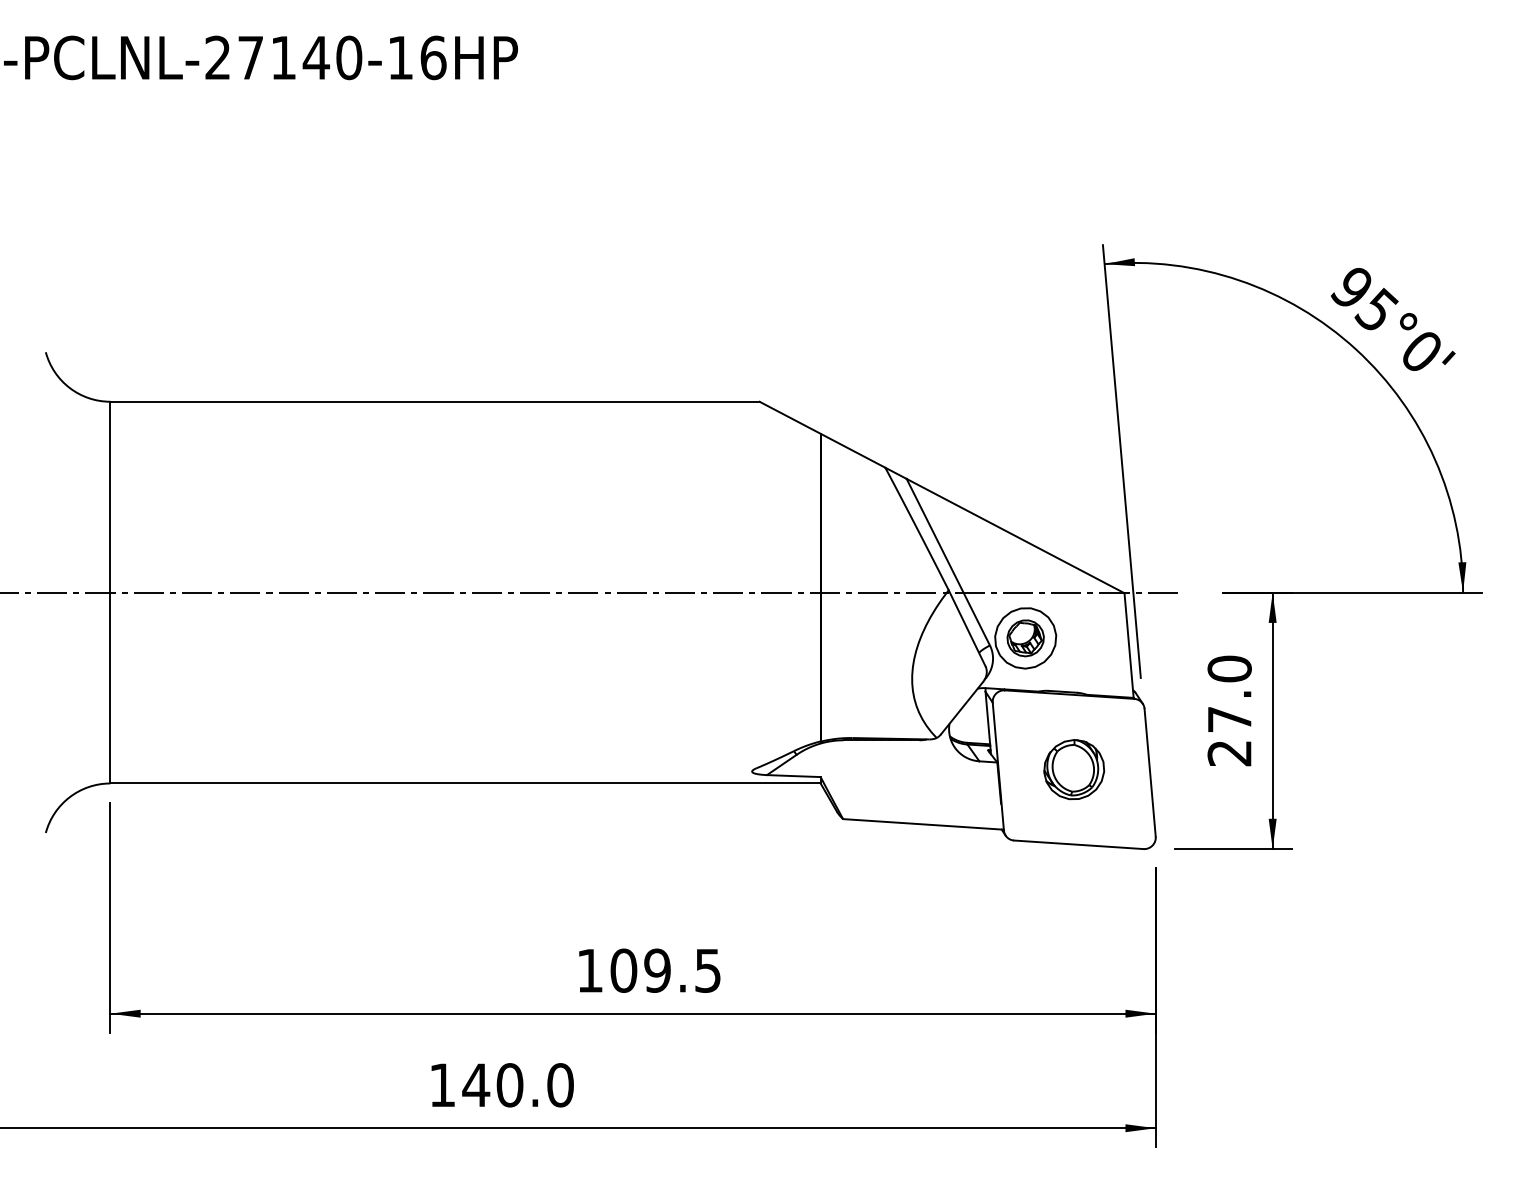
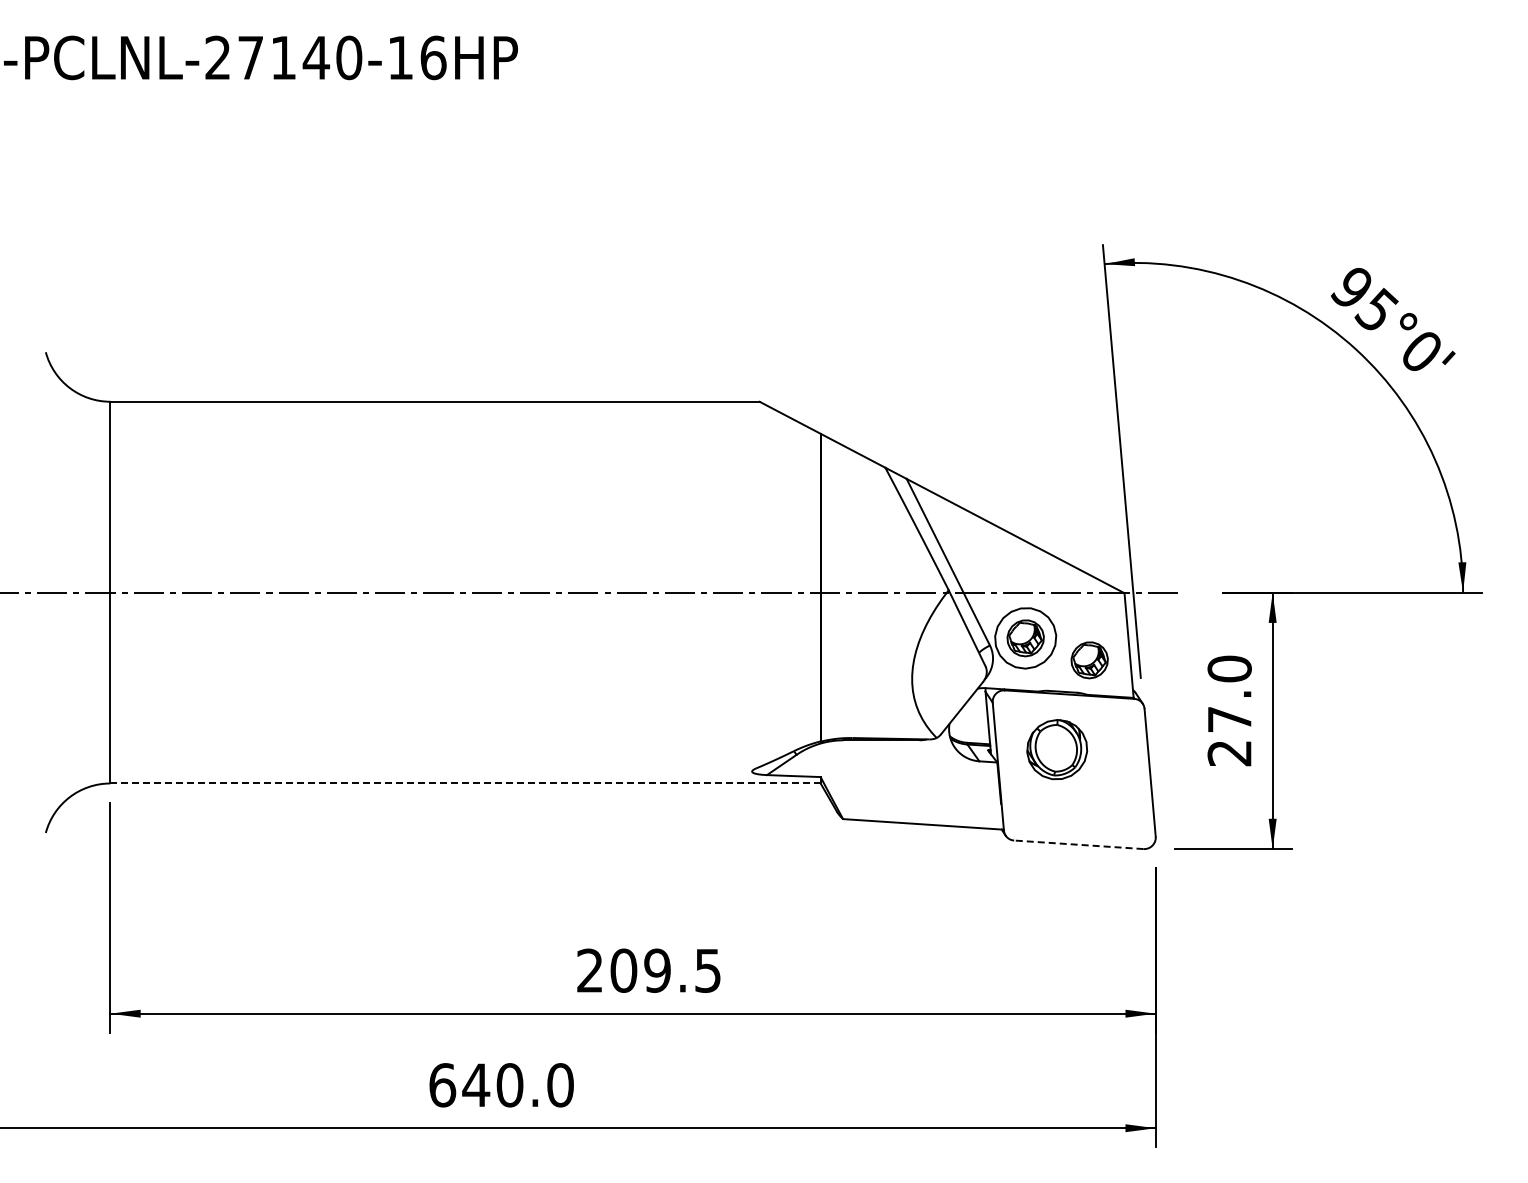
part: none -> present (1089, 660)
part position: (1074, 769) -> (1057, 749) (1057, 749)
line: solid -> dashed (466, 783)
line: solid -> dashed (1078, 844)
text: 109.5 -> 209.5 (589, 970)
text: 140.0 -> 640.0 (442, 1085)
